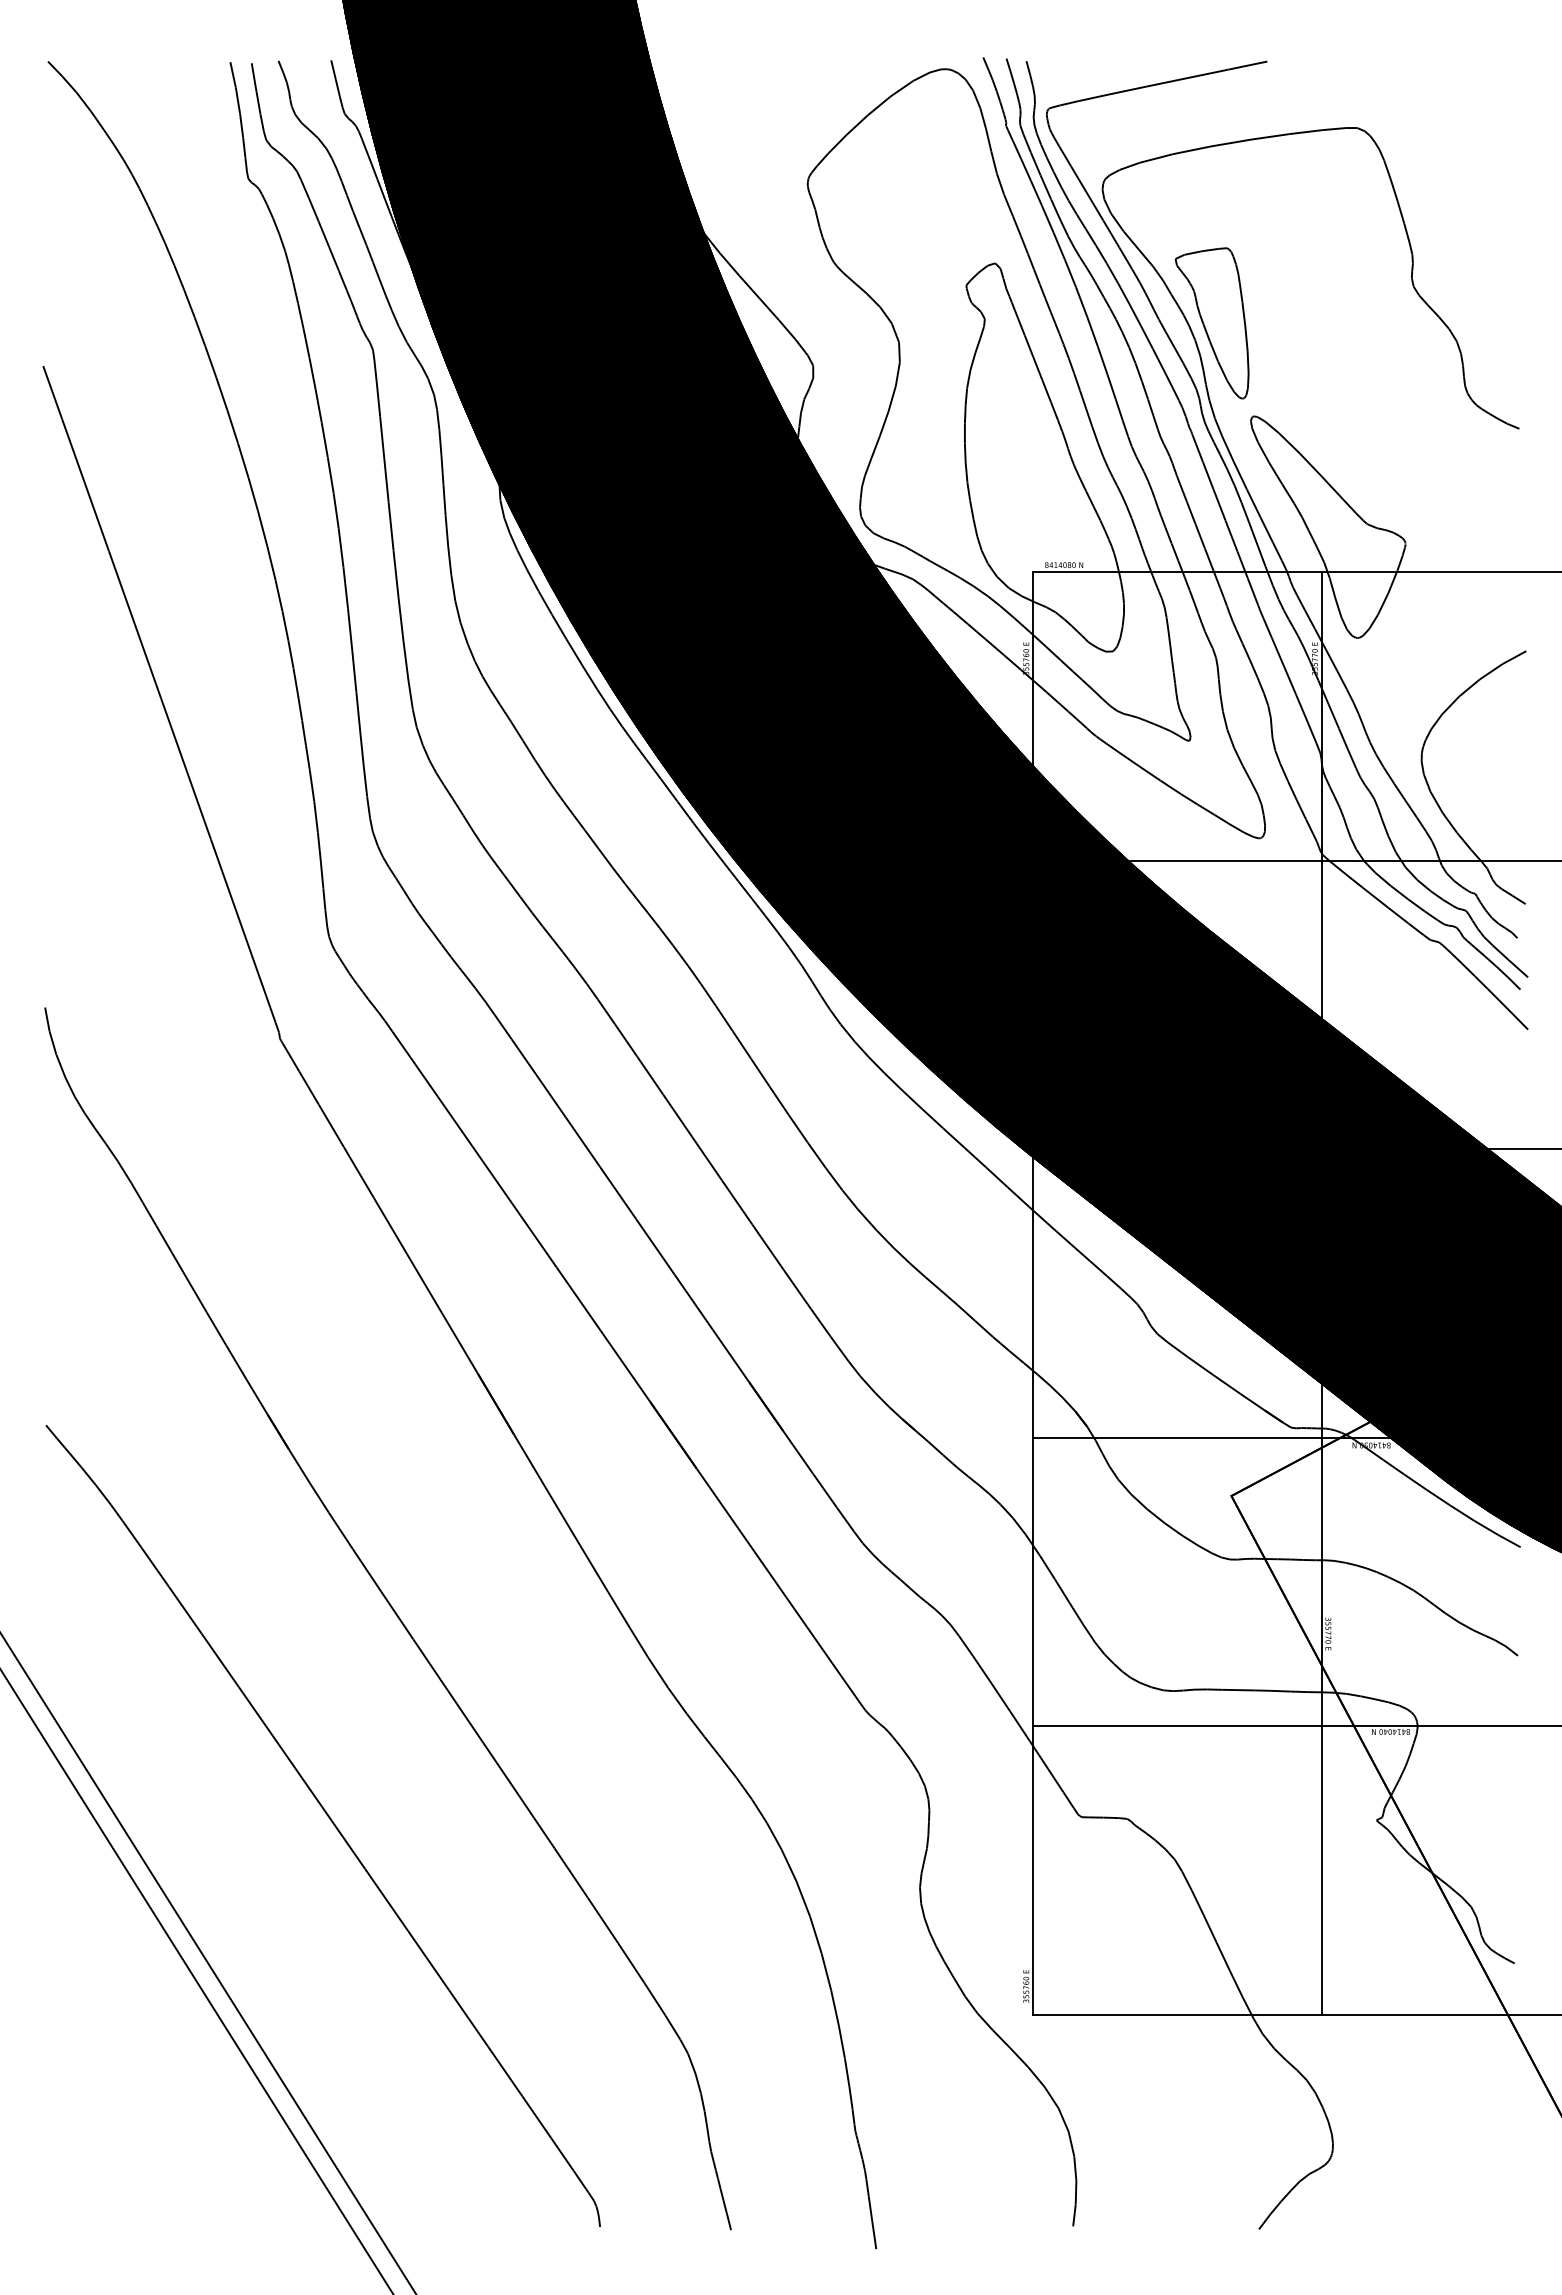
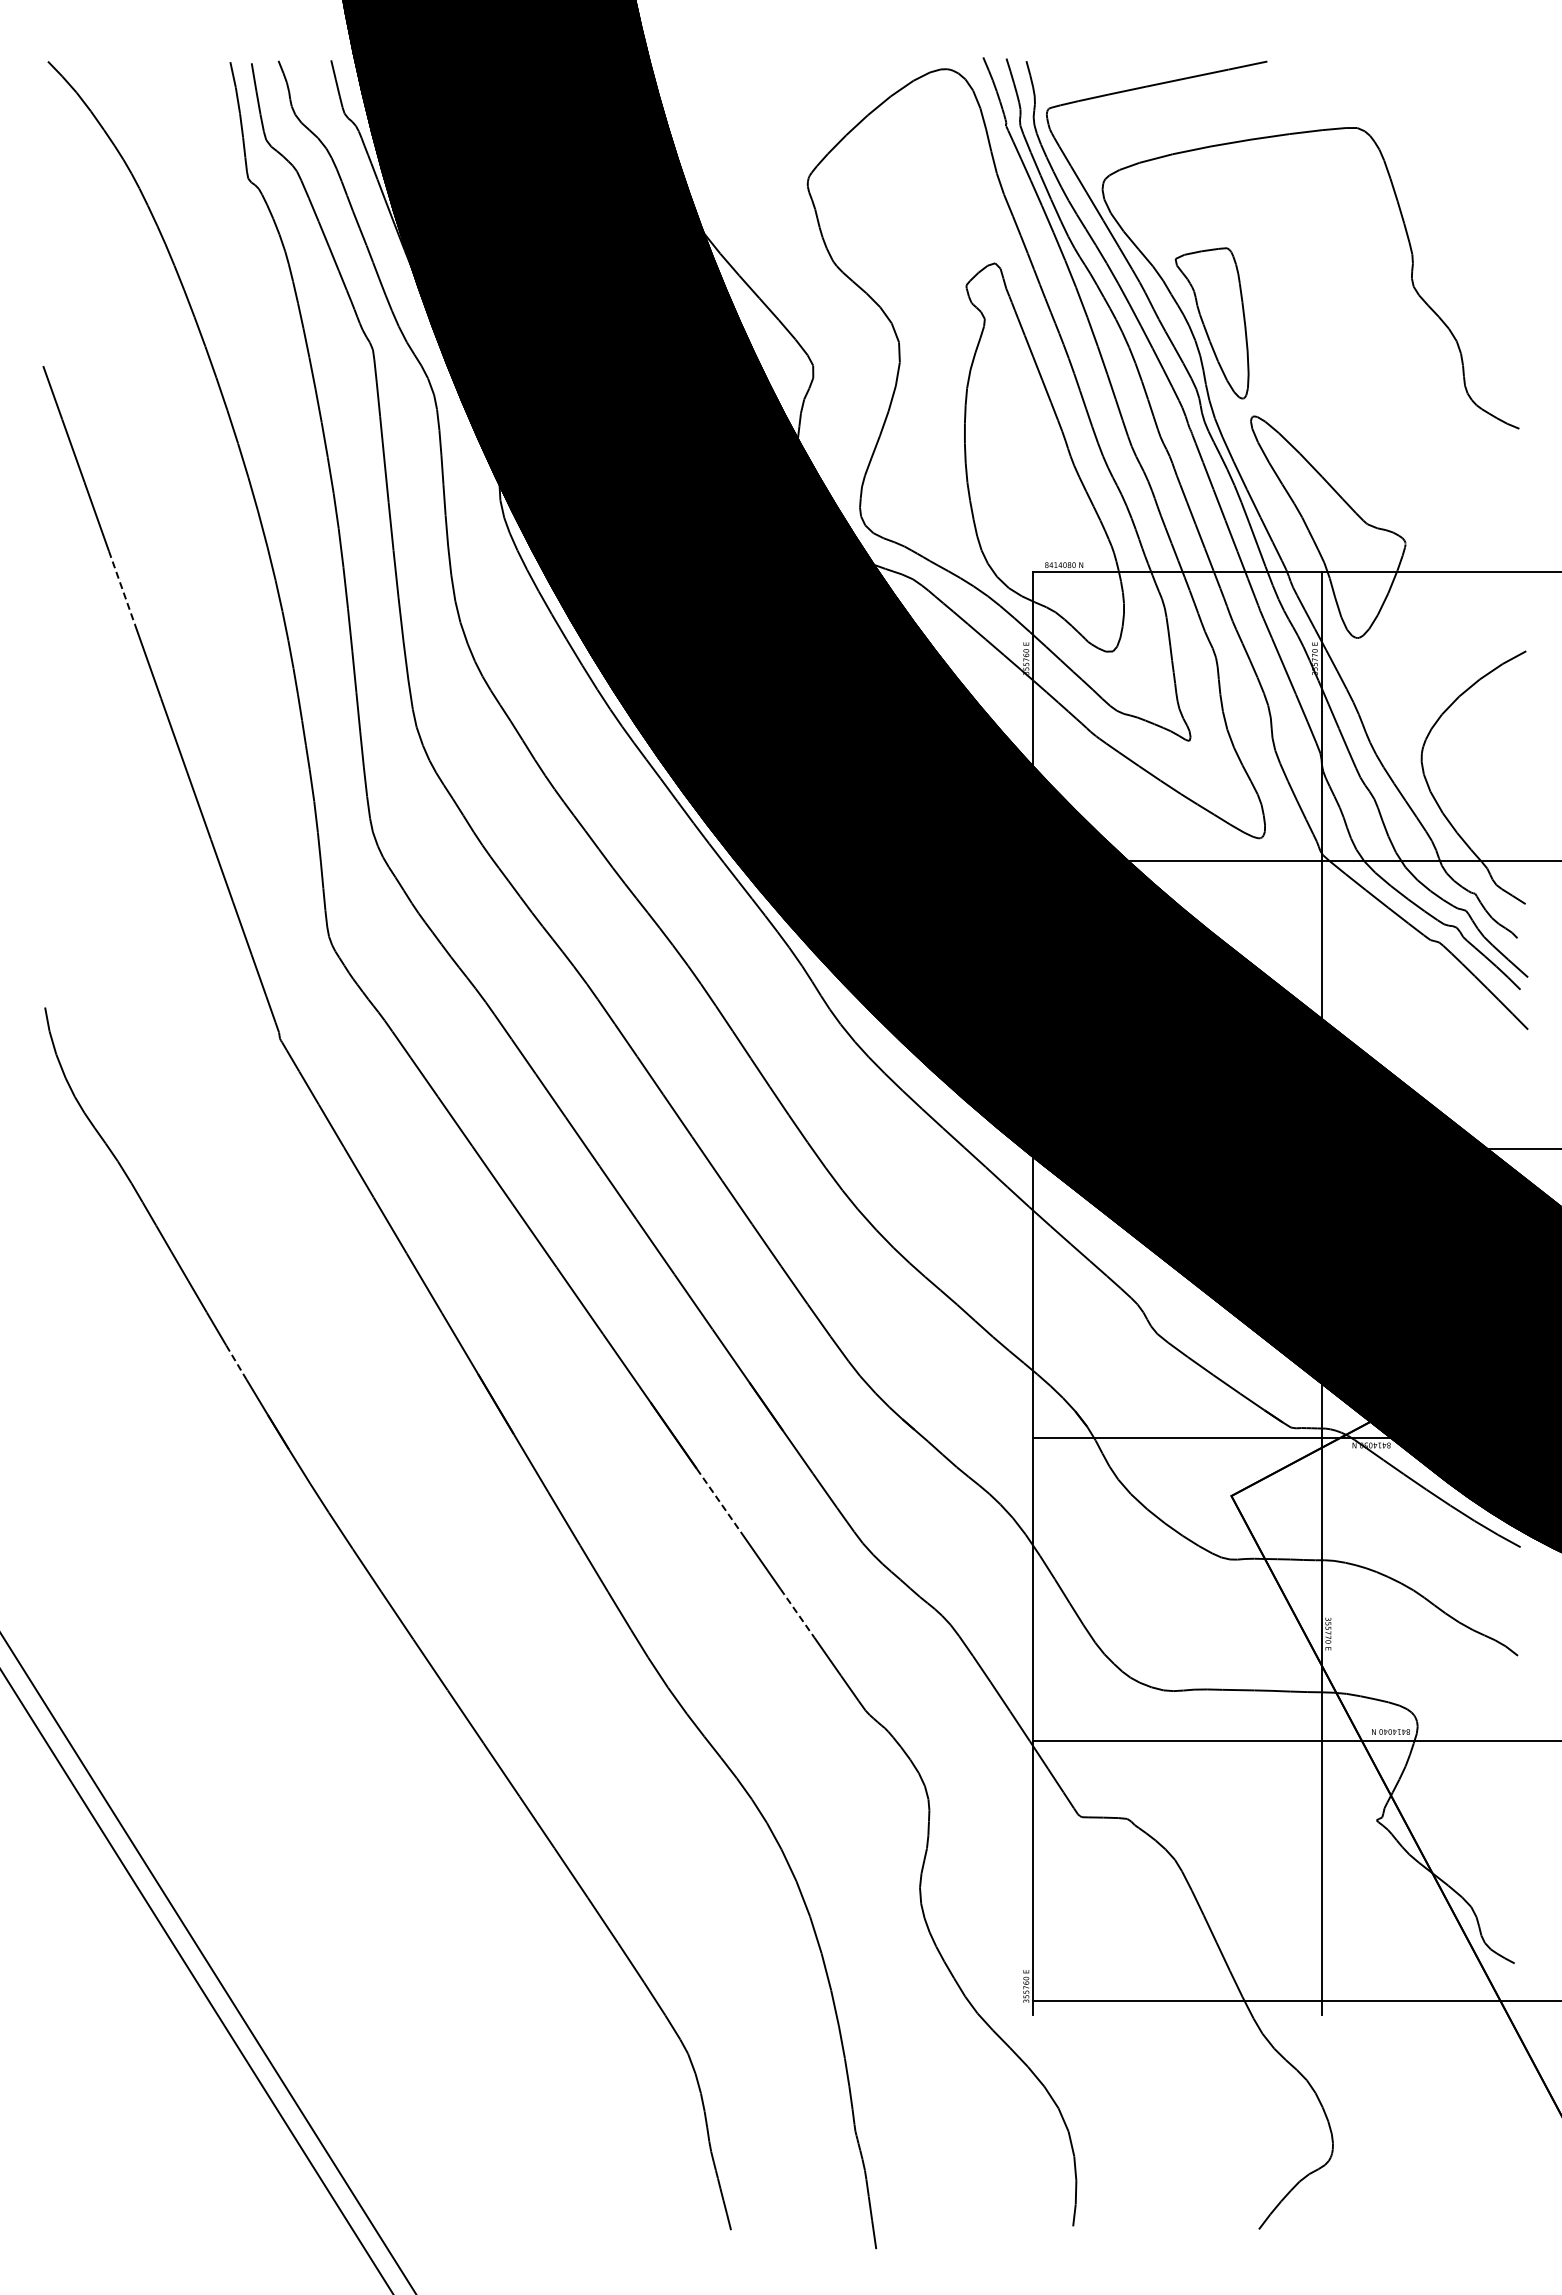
line: solid -> dashed (121, 587)
line: solid -> dashed (236, 1362)
line: solid -> dashed (719, 1500)
line: solid -> dashed (797, 1613)
line position: (1295, 1726) -> (1295, 1741) (1295, 1741)
part: present -> none (329, 1819)
line position: (1295, 2015) -> (1295, 2001) (1295, 2001)
